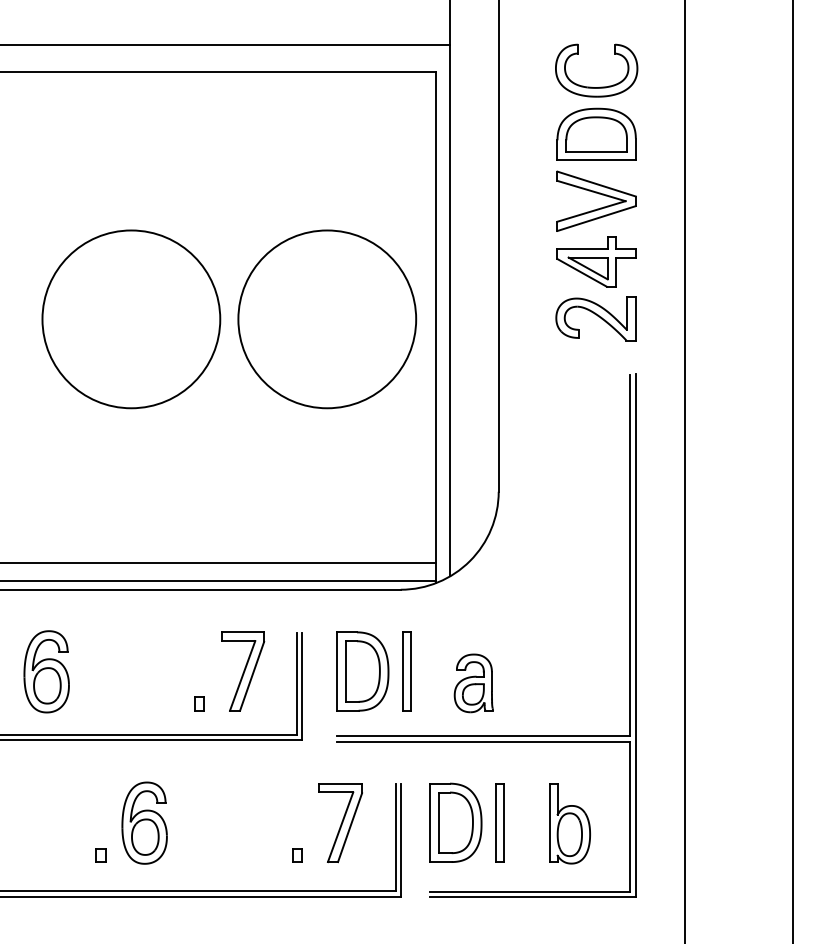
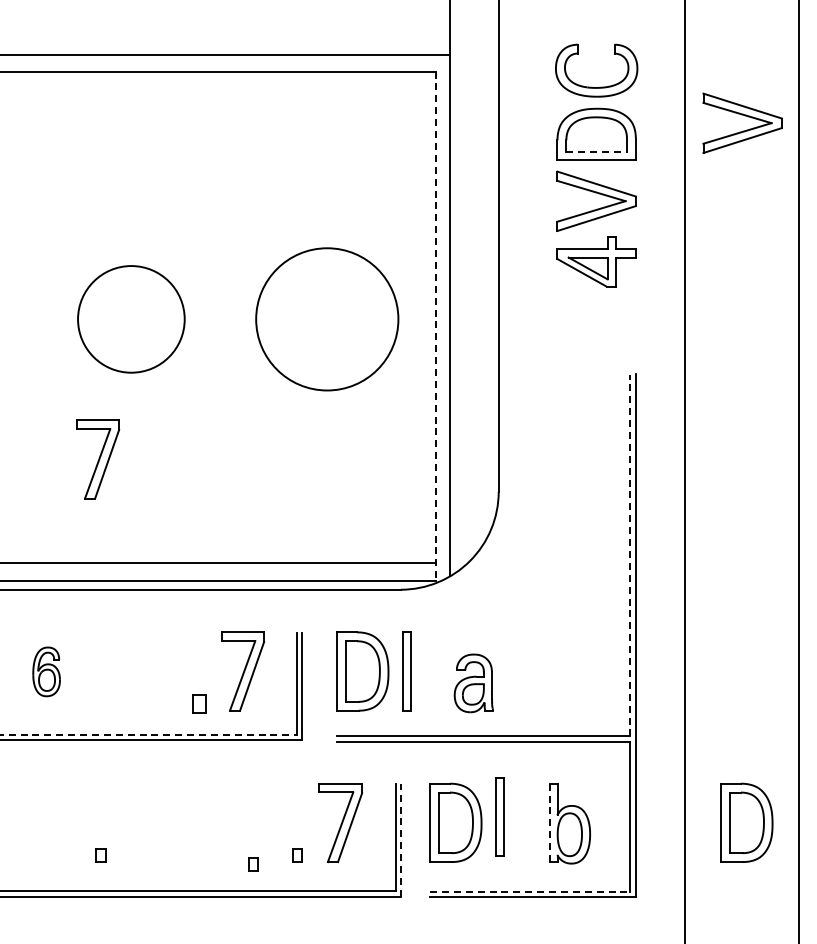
line position: (225, 45) -> (225, 55) (225, 55)
part: none -> present (744, 116)
line: solid -> dashed (597, 151)
part: present -> none (595, 318)
circle diameter: 178 px -> 107 px (131, 319)
circle diameter: 178 px -> 142 px (327, 319)
line: solid -> dashed (435, 327)
part: none -> present (98, 459)
line position: (792, 471) -> (798, 471) (798, 471)
line: solid -> dashed (630, 555)
part size: 47x84 px -> 29x52 px (46, 671)
part size: 11x16 px -> 15x20 px (199, 703)
line: solid -> dashed (149, 734)
part: present -> none (144, 822)
part position: (499, 822) -> (499, 816) (499, 816)
line: solid -> dashed (549, 822)
part: none -> present (746, 822)
line: solid -> dashed (401, 840)
part: none -> present (253, 864)
line: solid -> dashed (530, 892)
